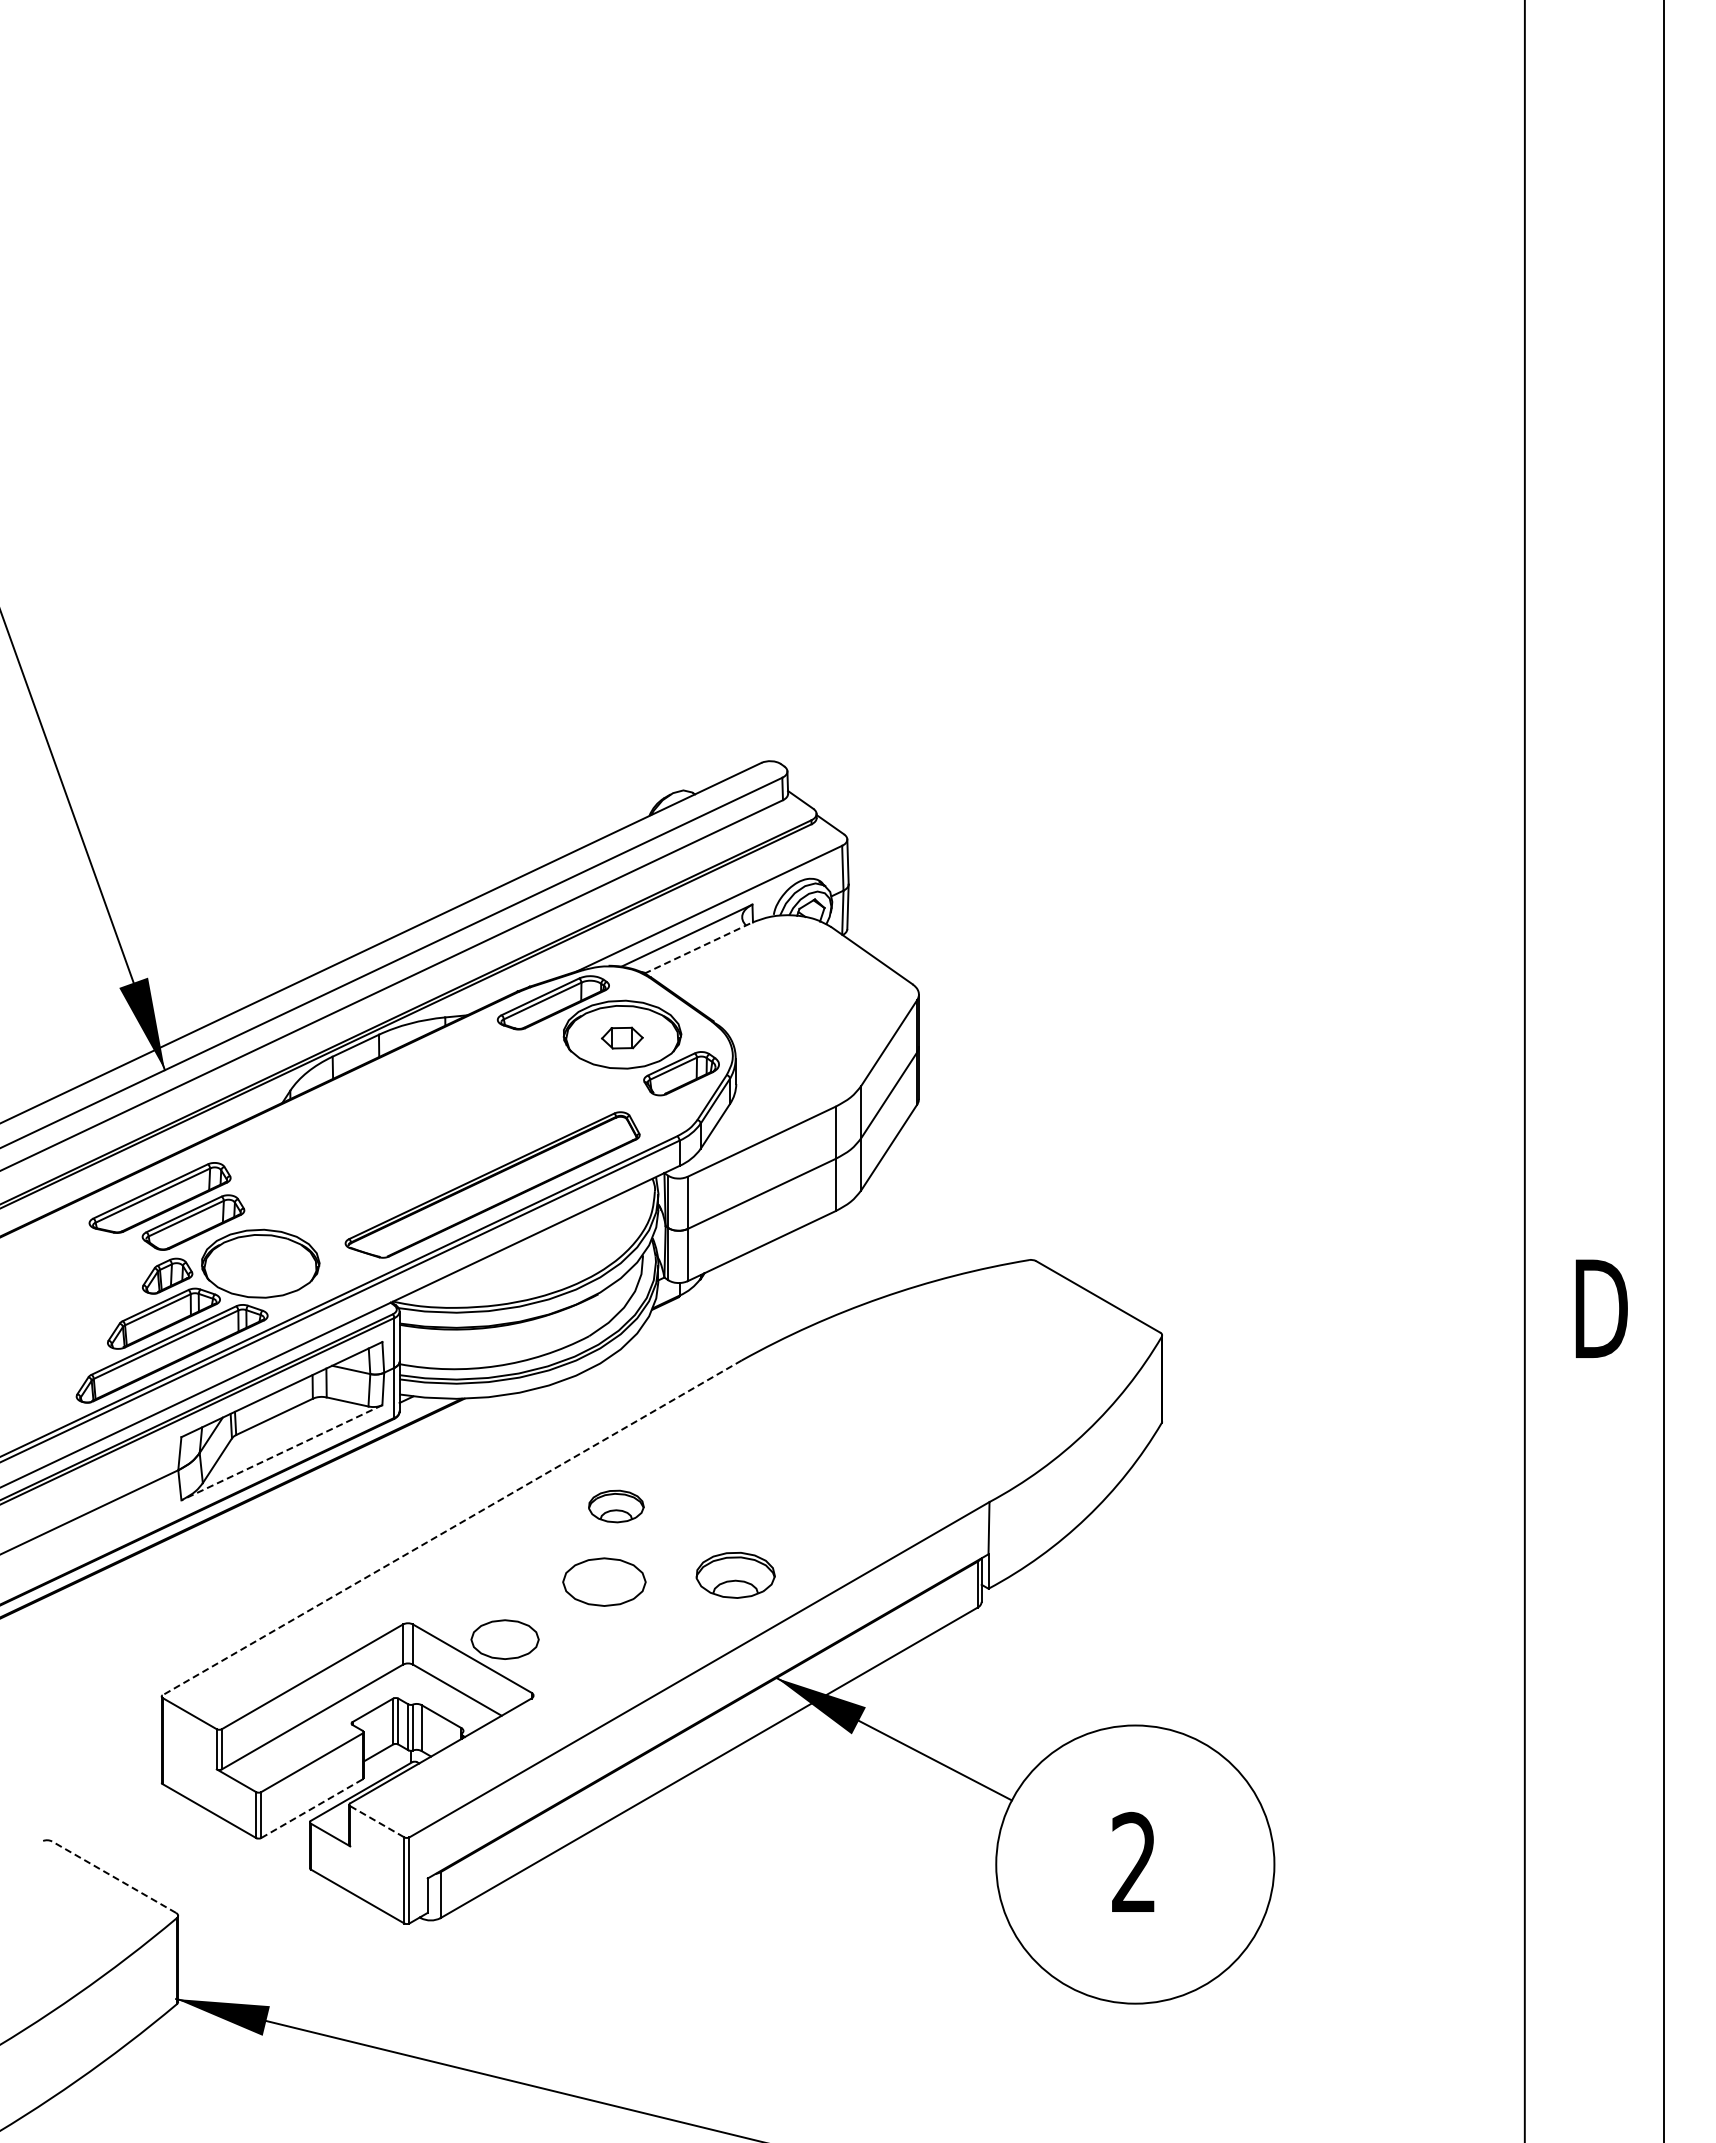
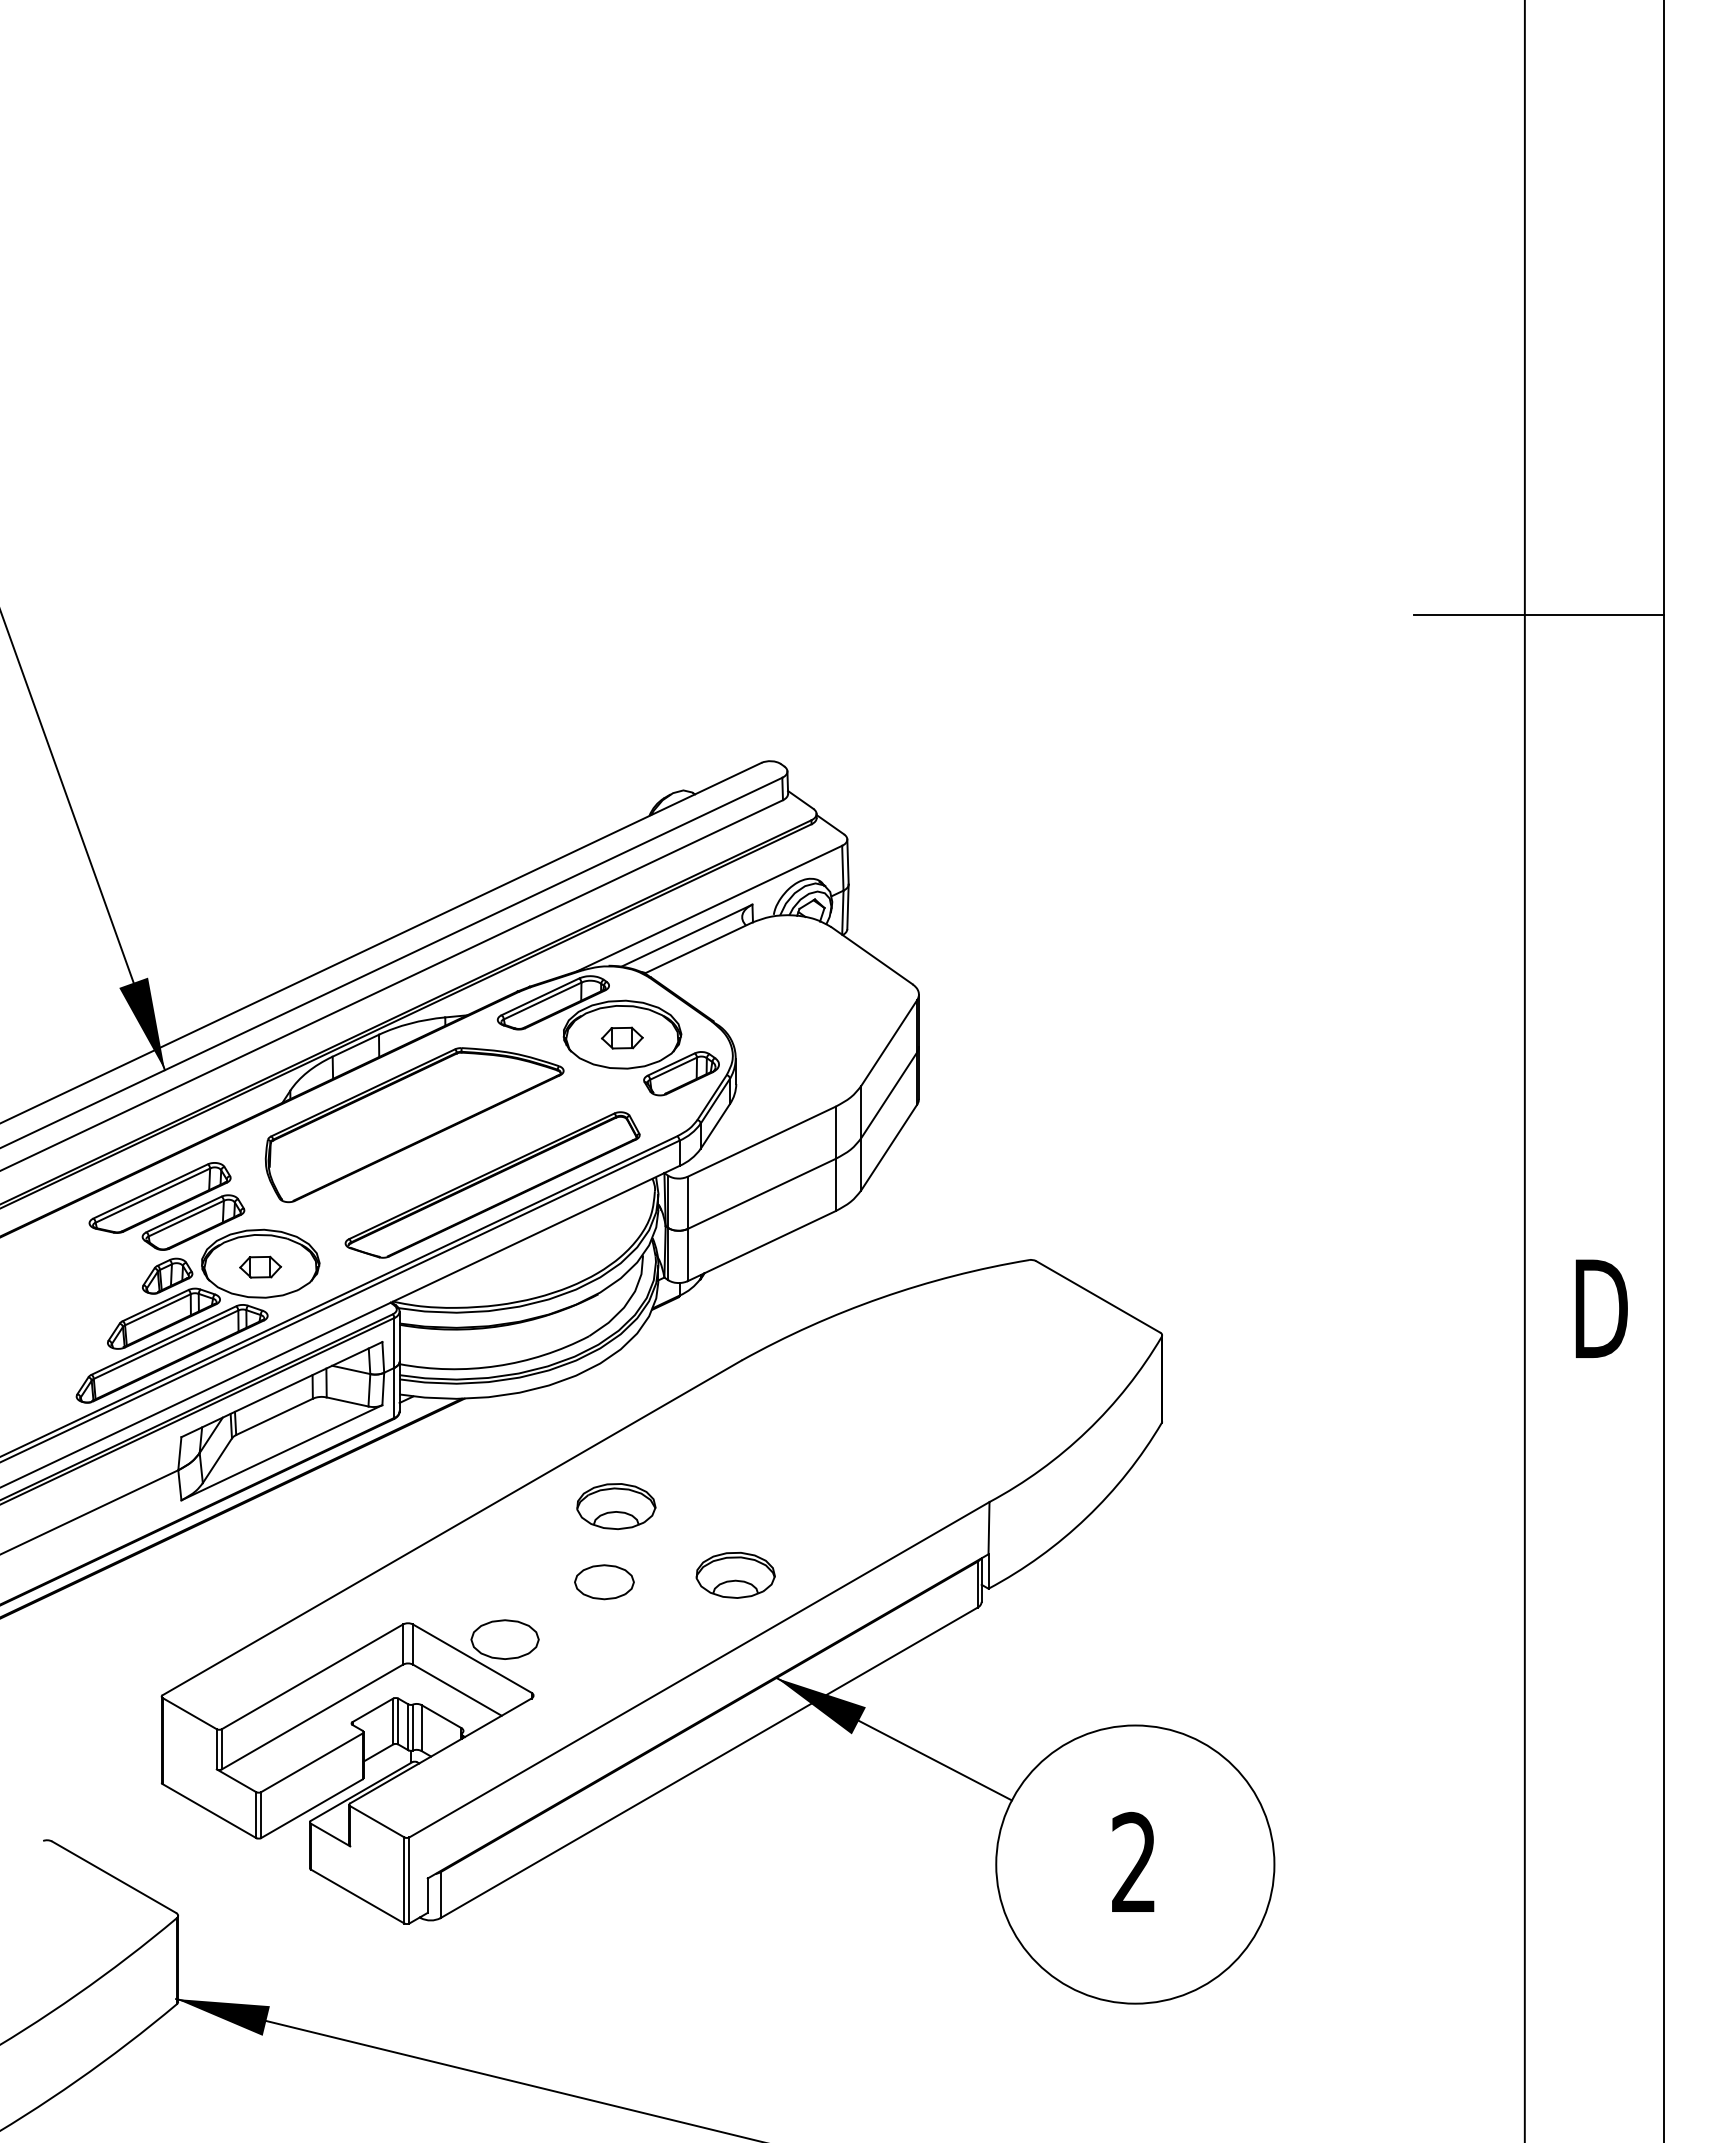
line: none -> present (1538, 614)
line: dashed -> solid (698, 948)
part: none -> present (414, 1125)
part: none -> present (260, 1266)
line: dashed -> solid (281, 1452)
part size: 57x35 px -> 81x47 px (616, 1506)
line: dashed -> solid (451, 1528)
part size: 85x50 px -> 61x37 px (604, 1582)
line: dashed -> solid (311, 1808)
line: dashed -> solid (377, 1822)
line: dashed -> solid (114, 1877)
